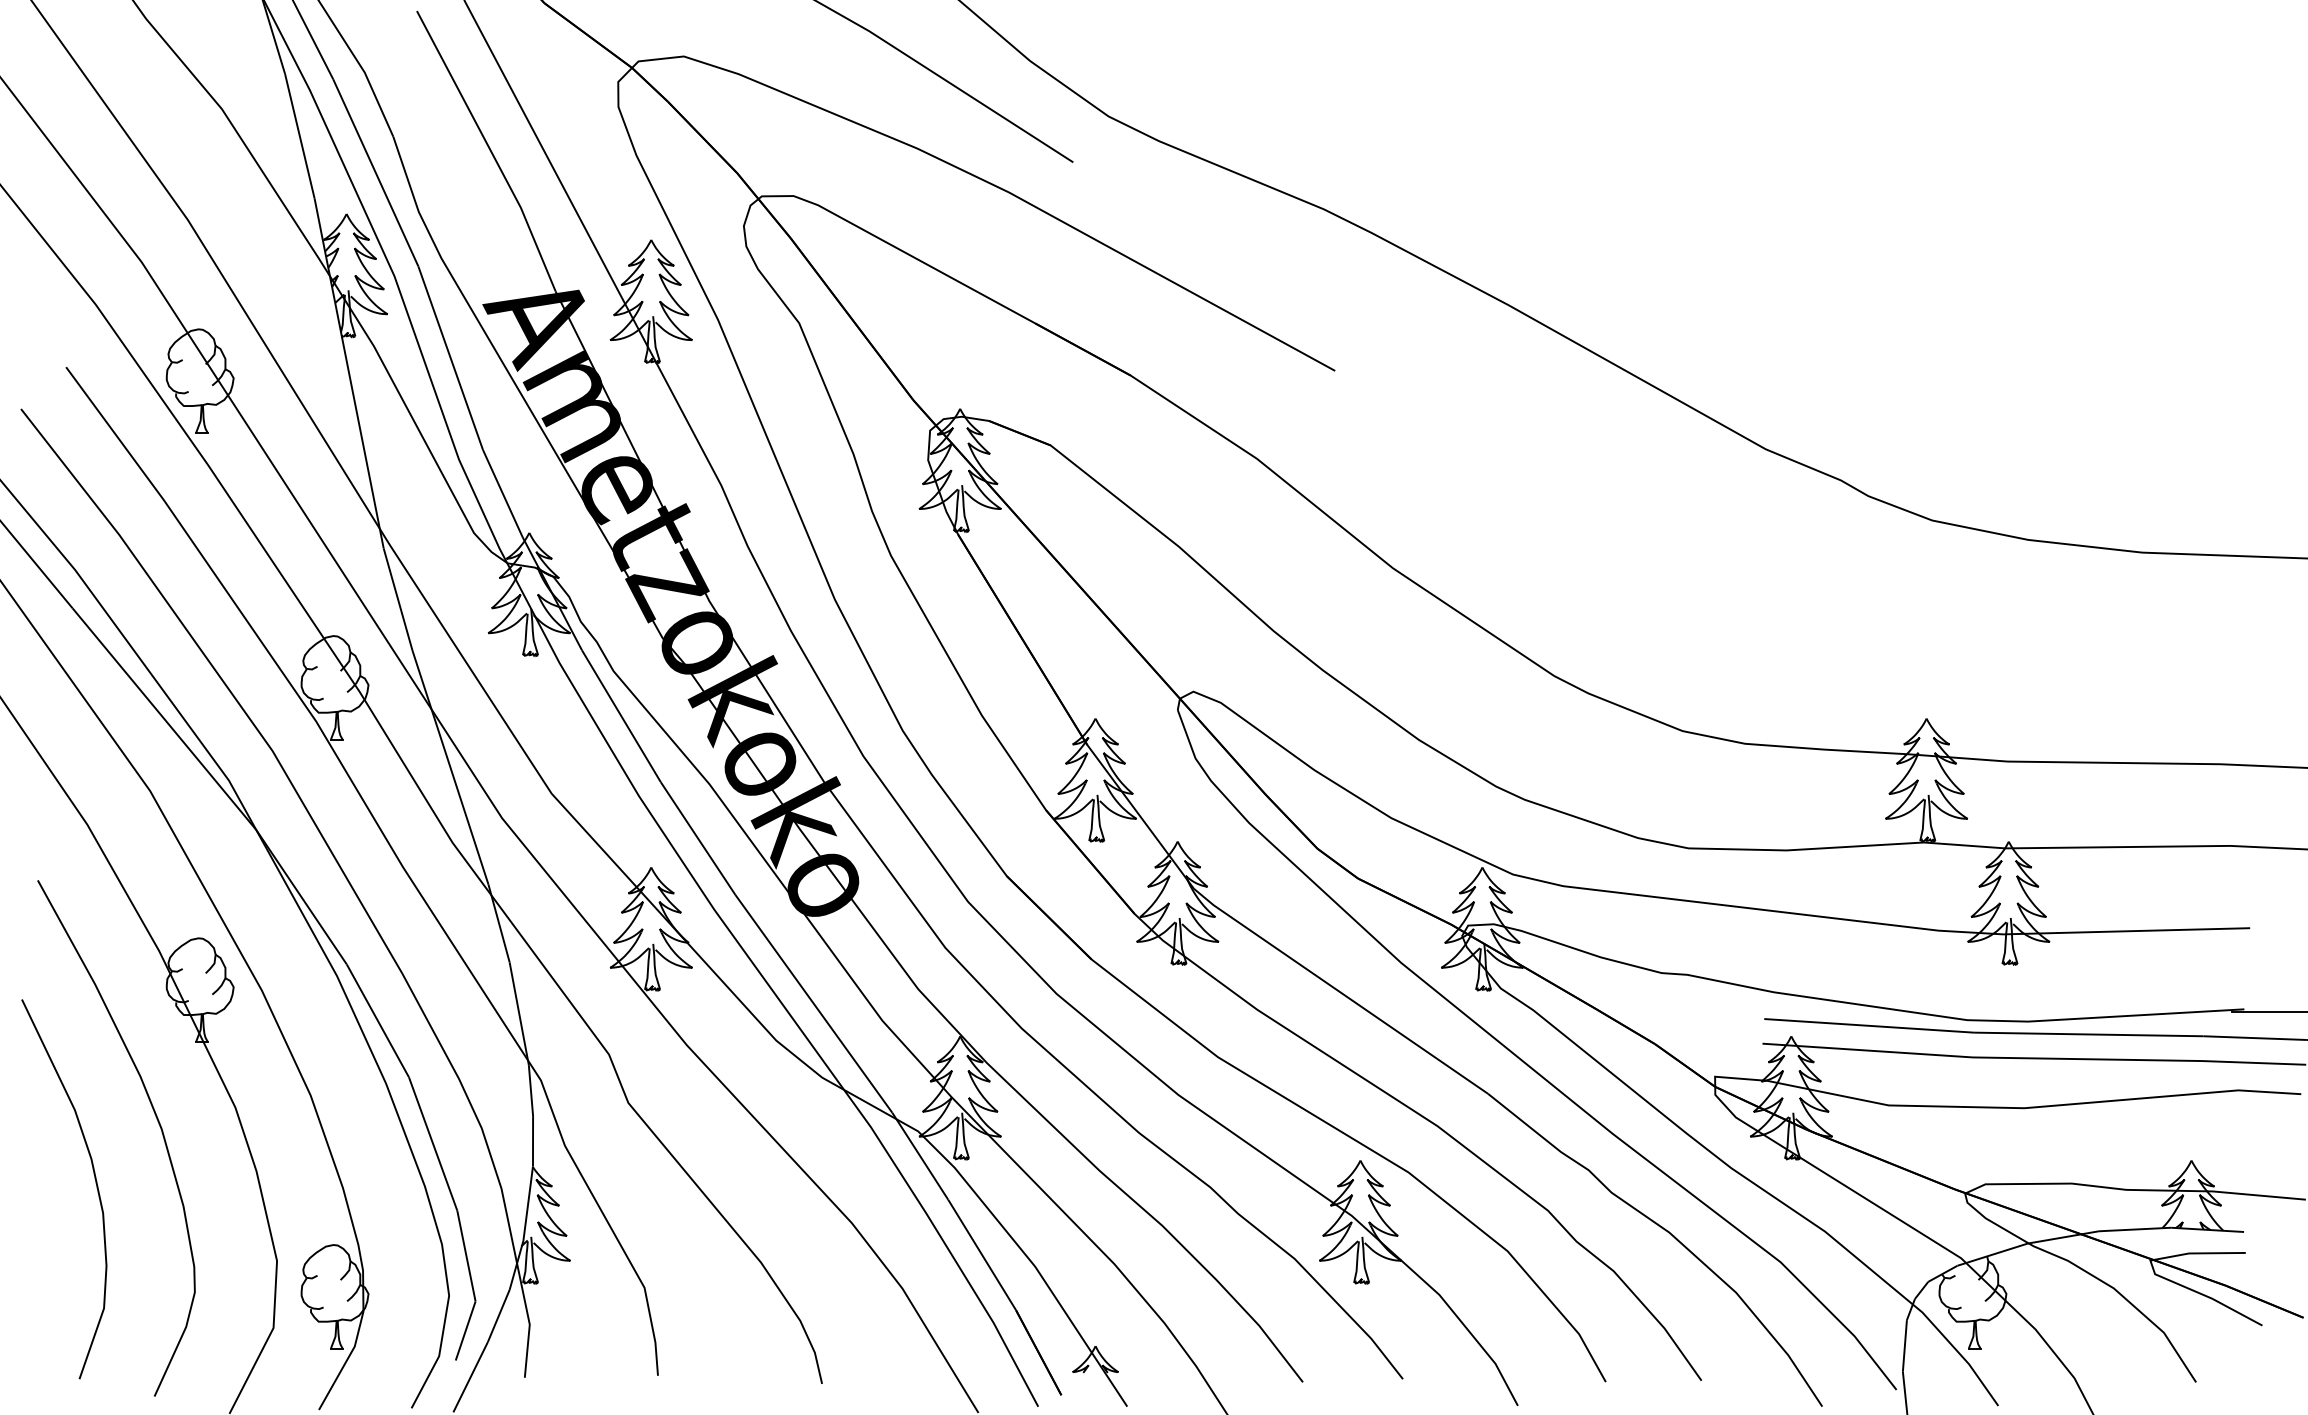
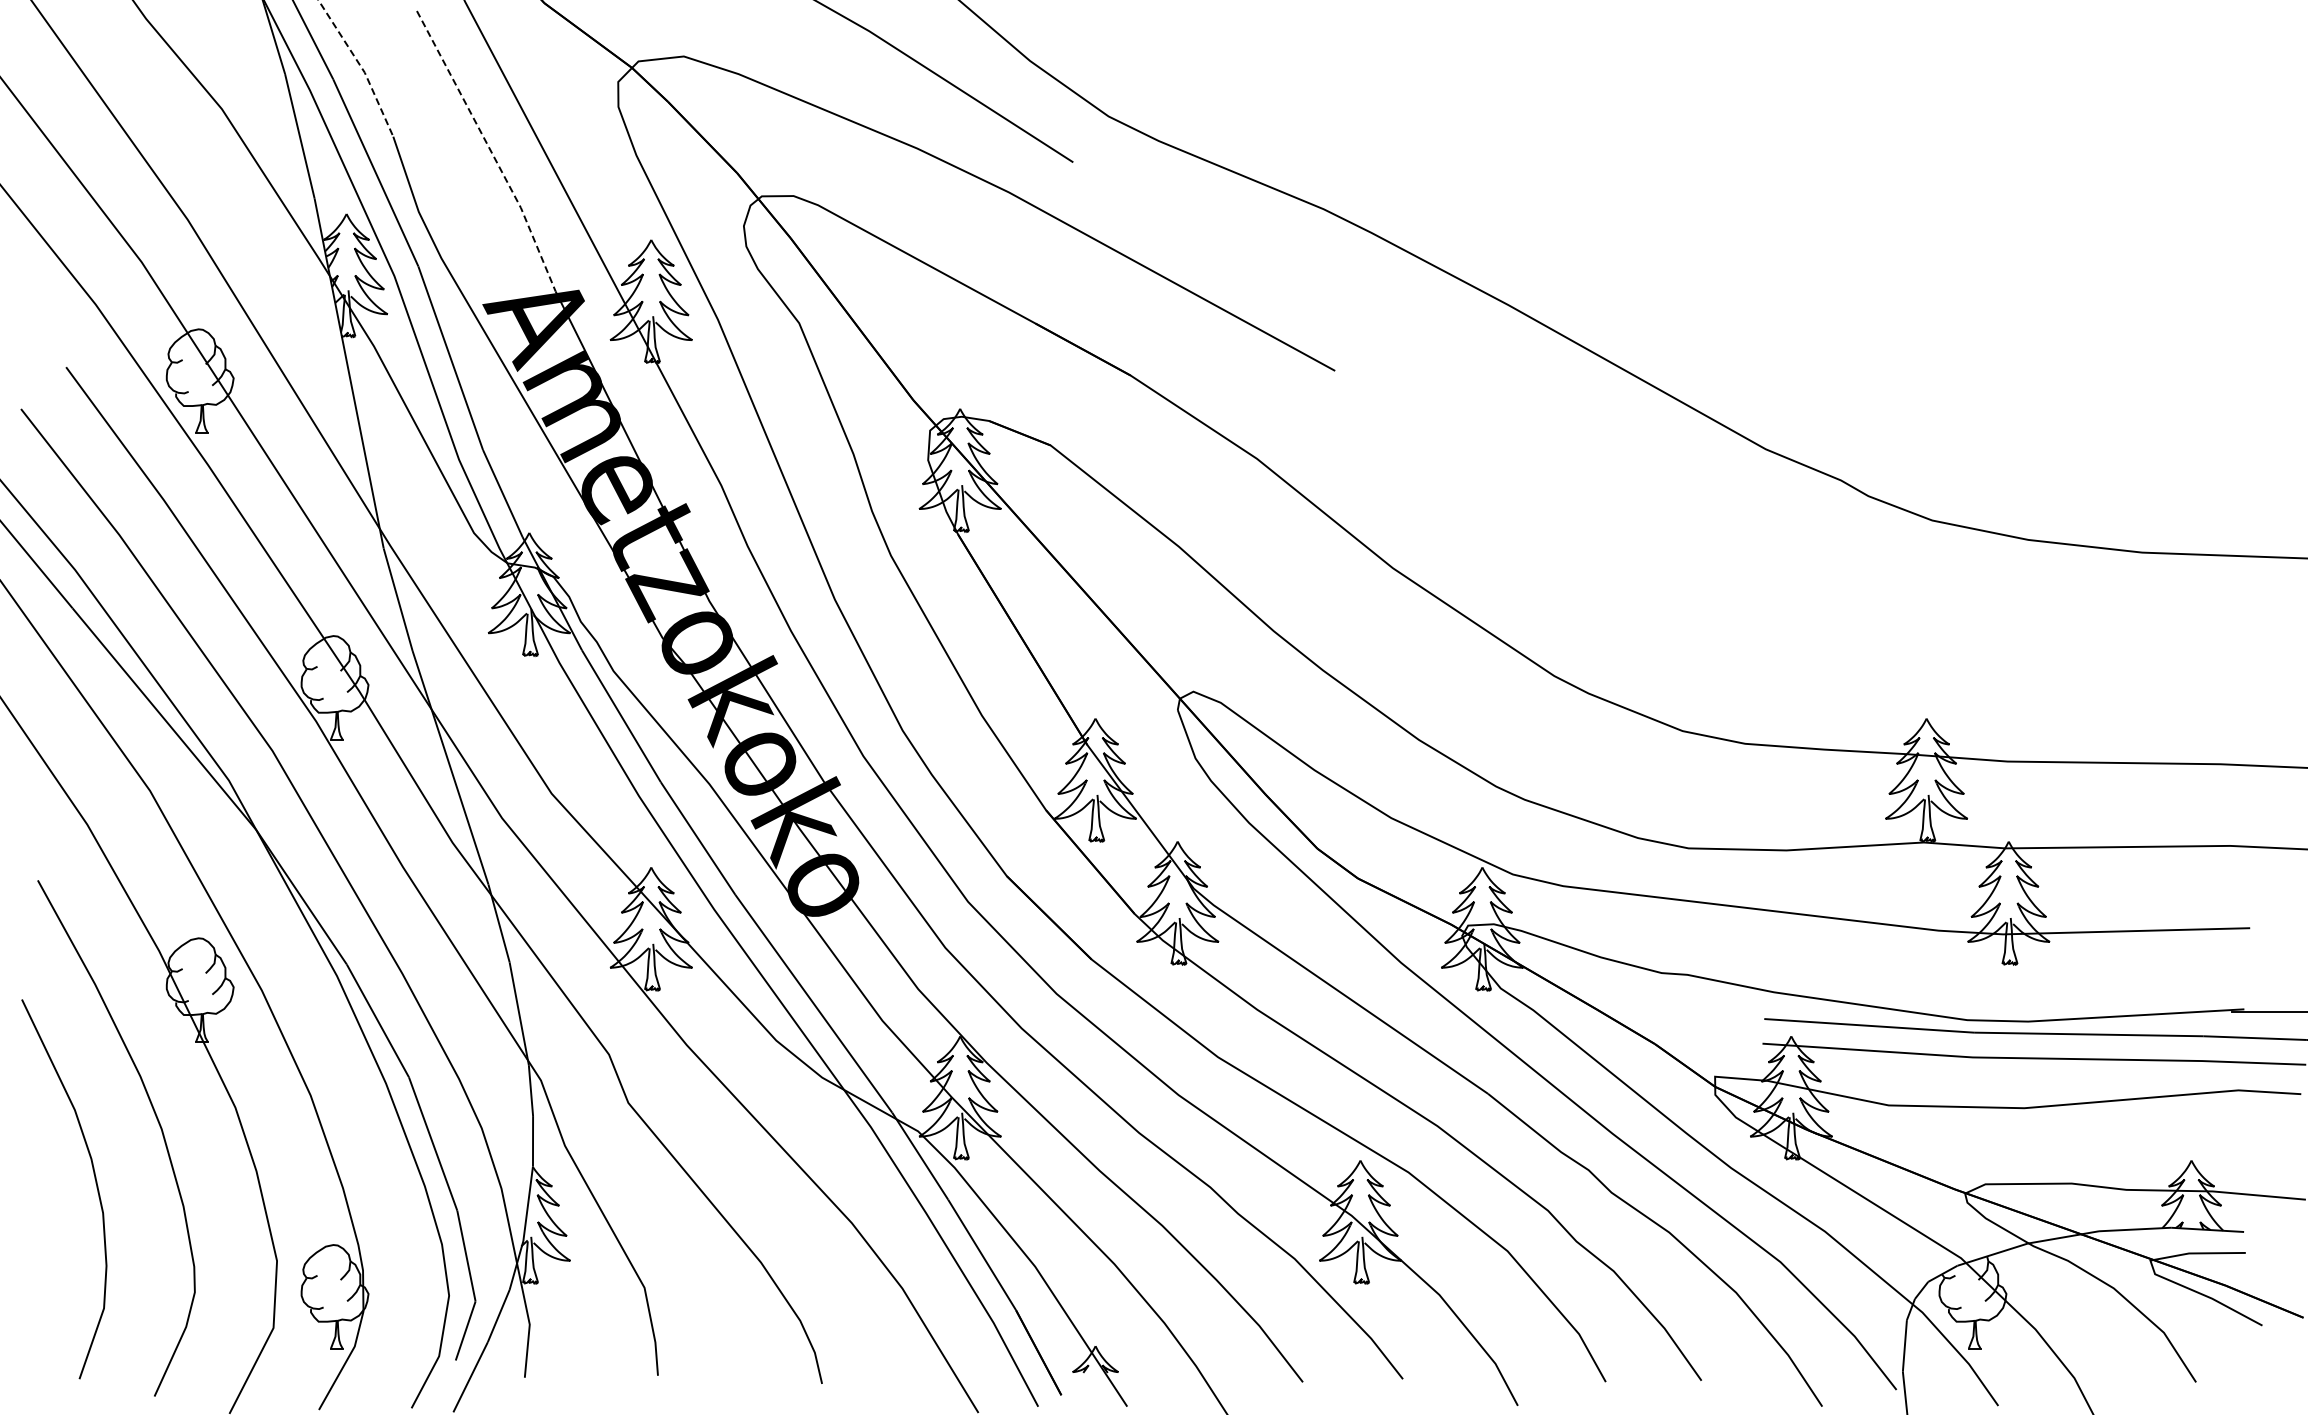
line: solid -> dashed (361, 66)
line: solid -> dashed (490, 150)
